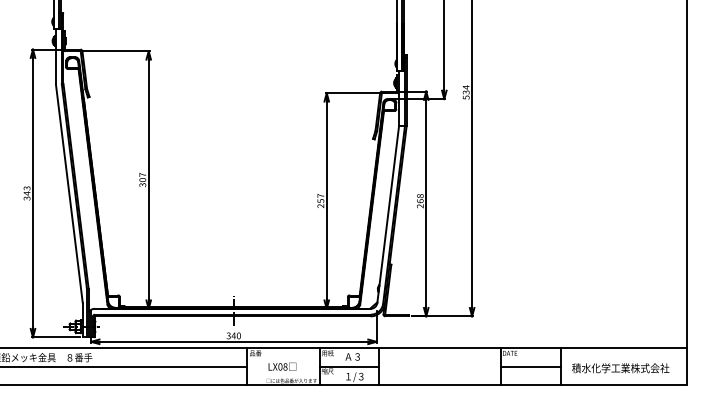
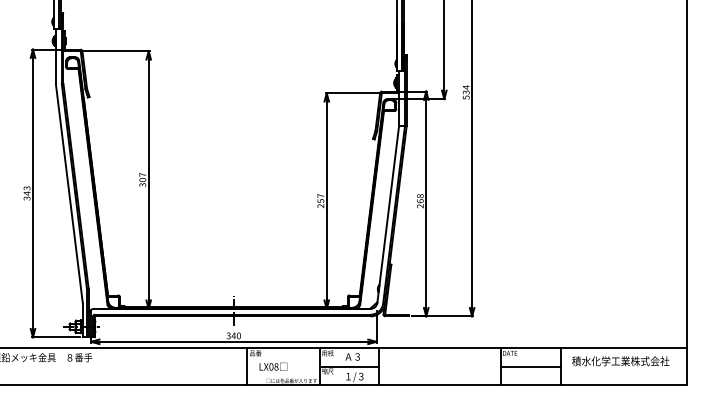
text position: (282, 366) -> (273, 366) (273, 366)
line: present -> none (124, 367)
text position: (620, 368) -> (620, 361) (620, 361)
